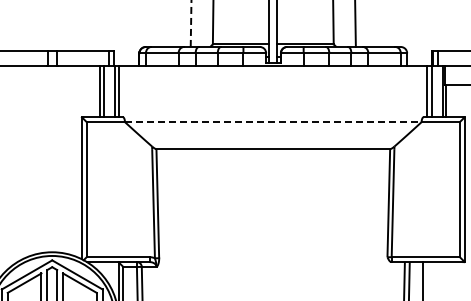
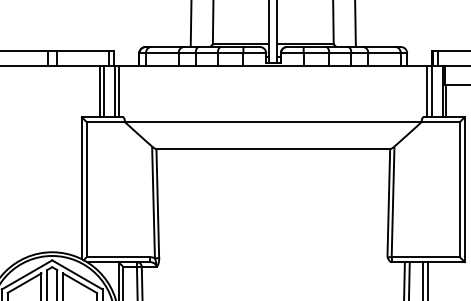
line: dashed -> solid (191, 23)
line: dashed -> solid (273, 122)
line: none -> present (427, 279)
